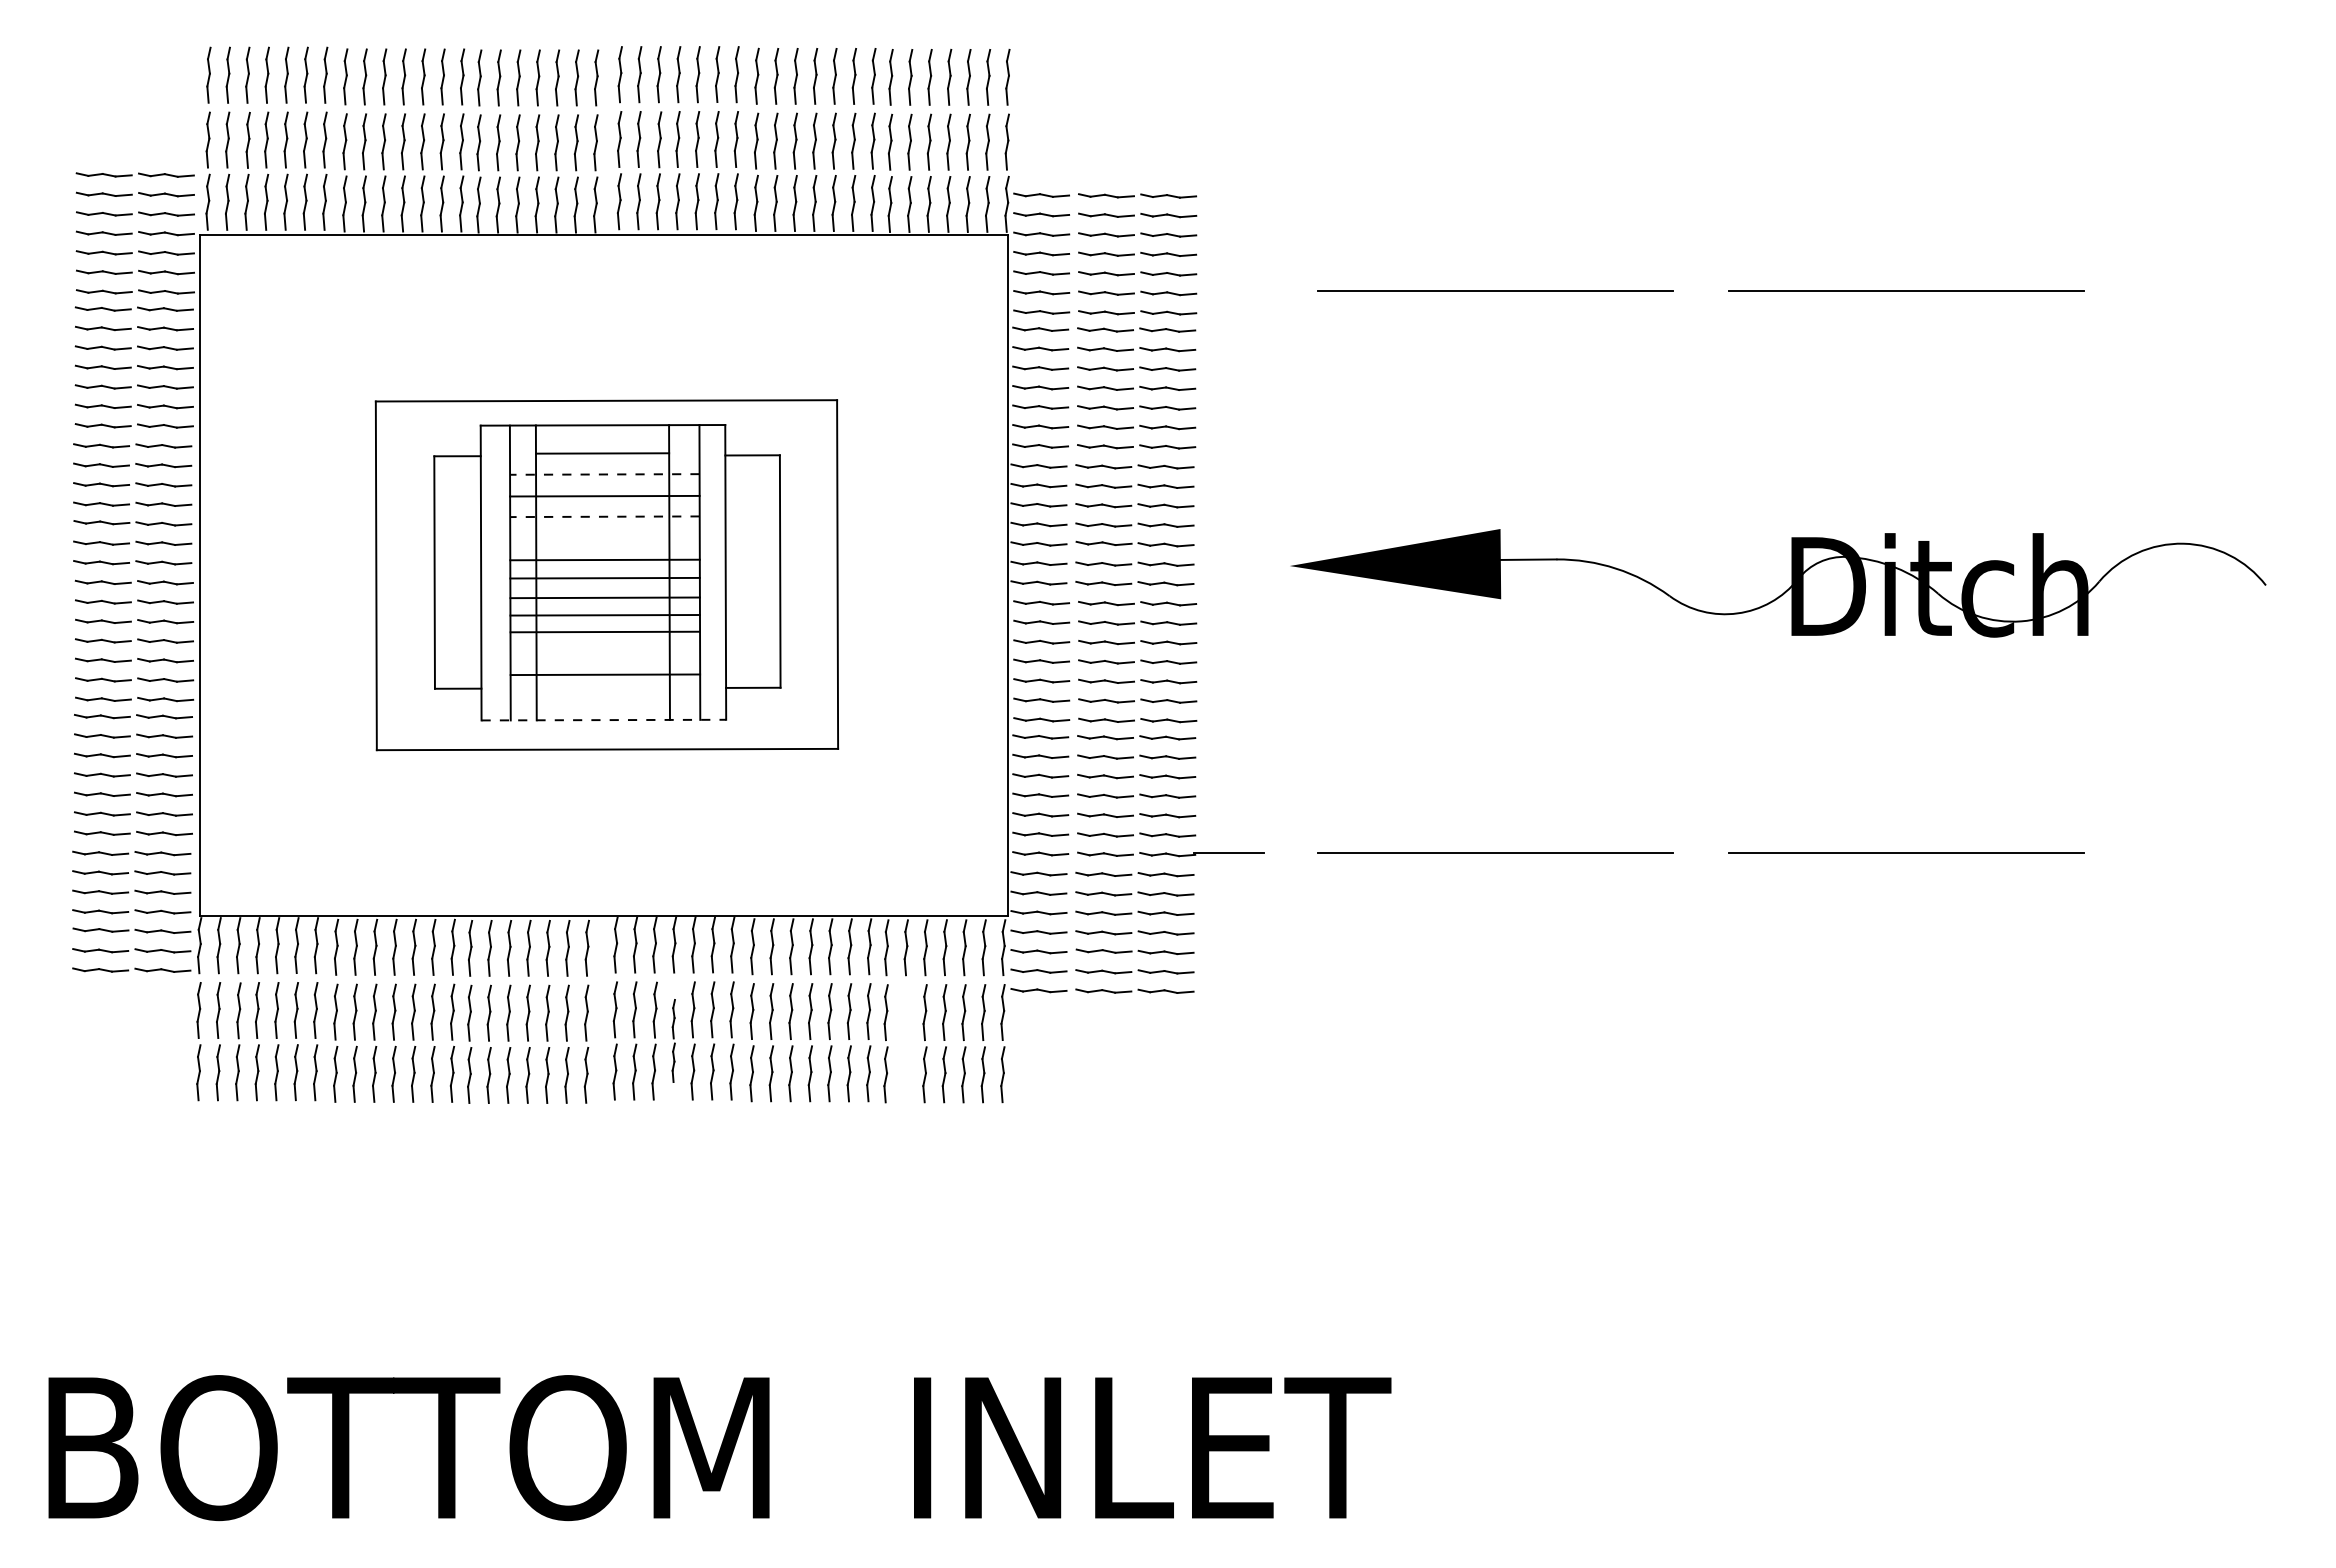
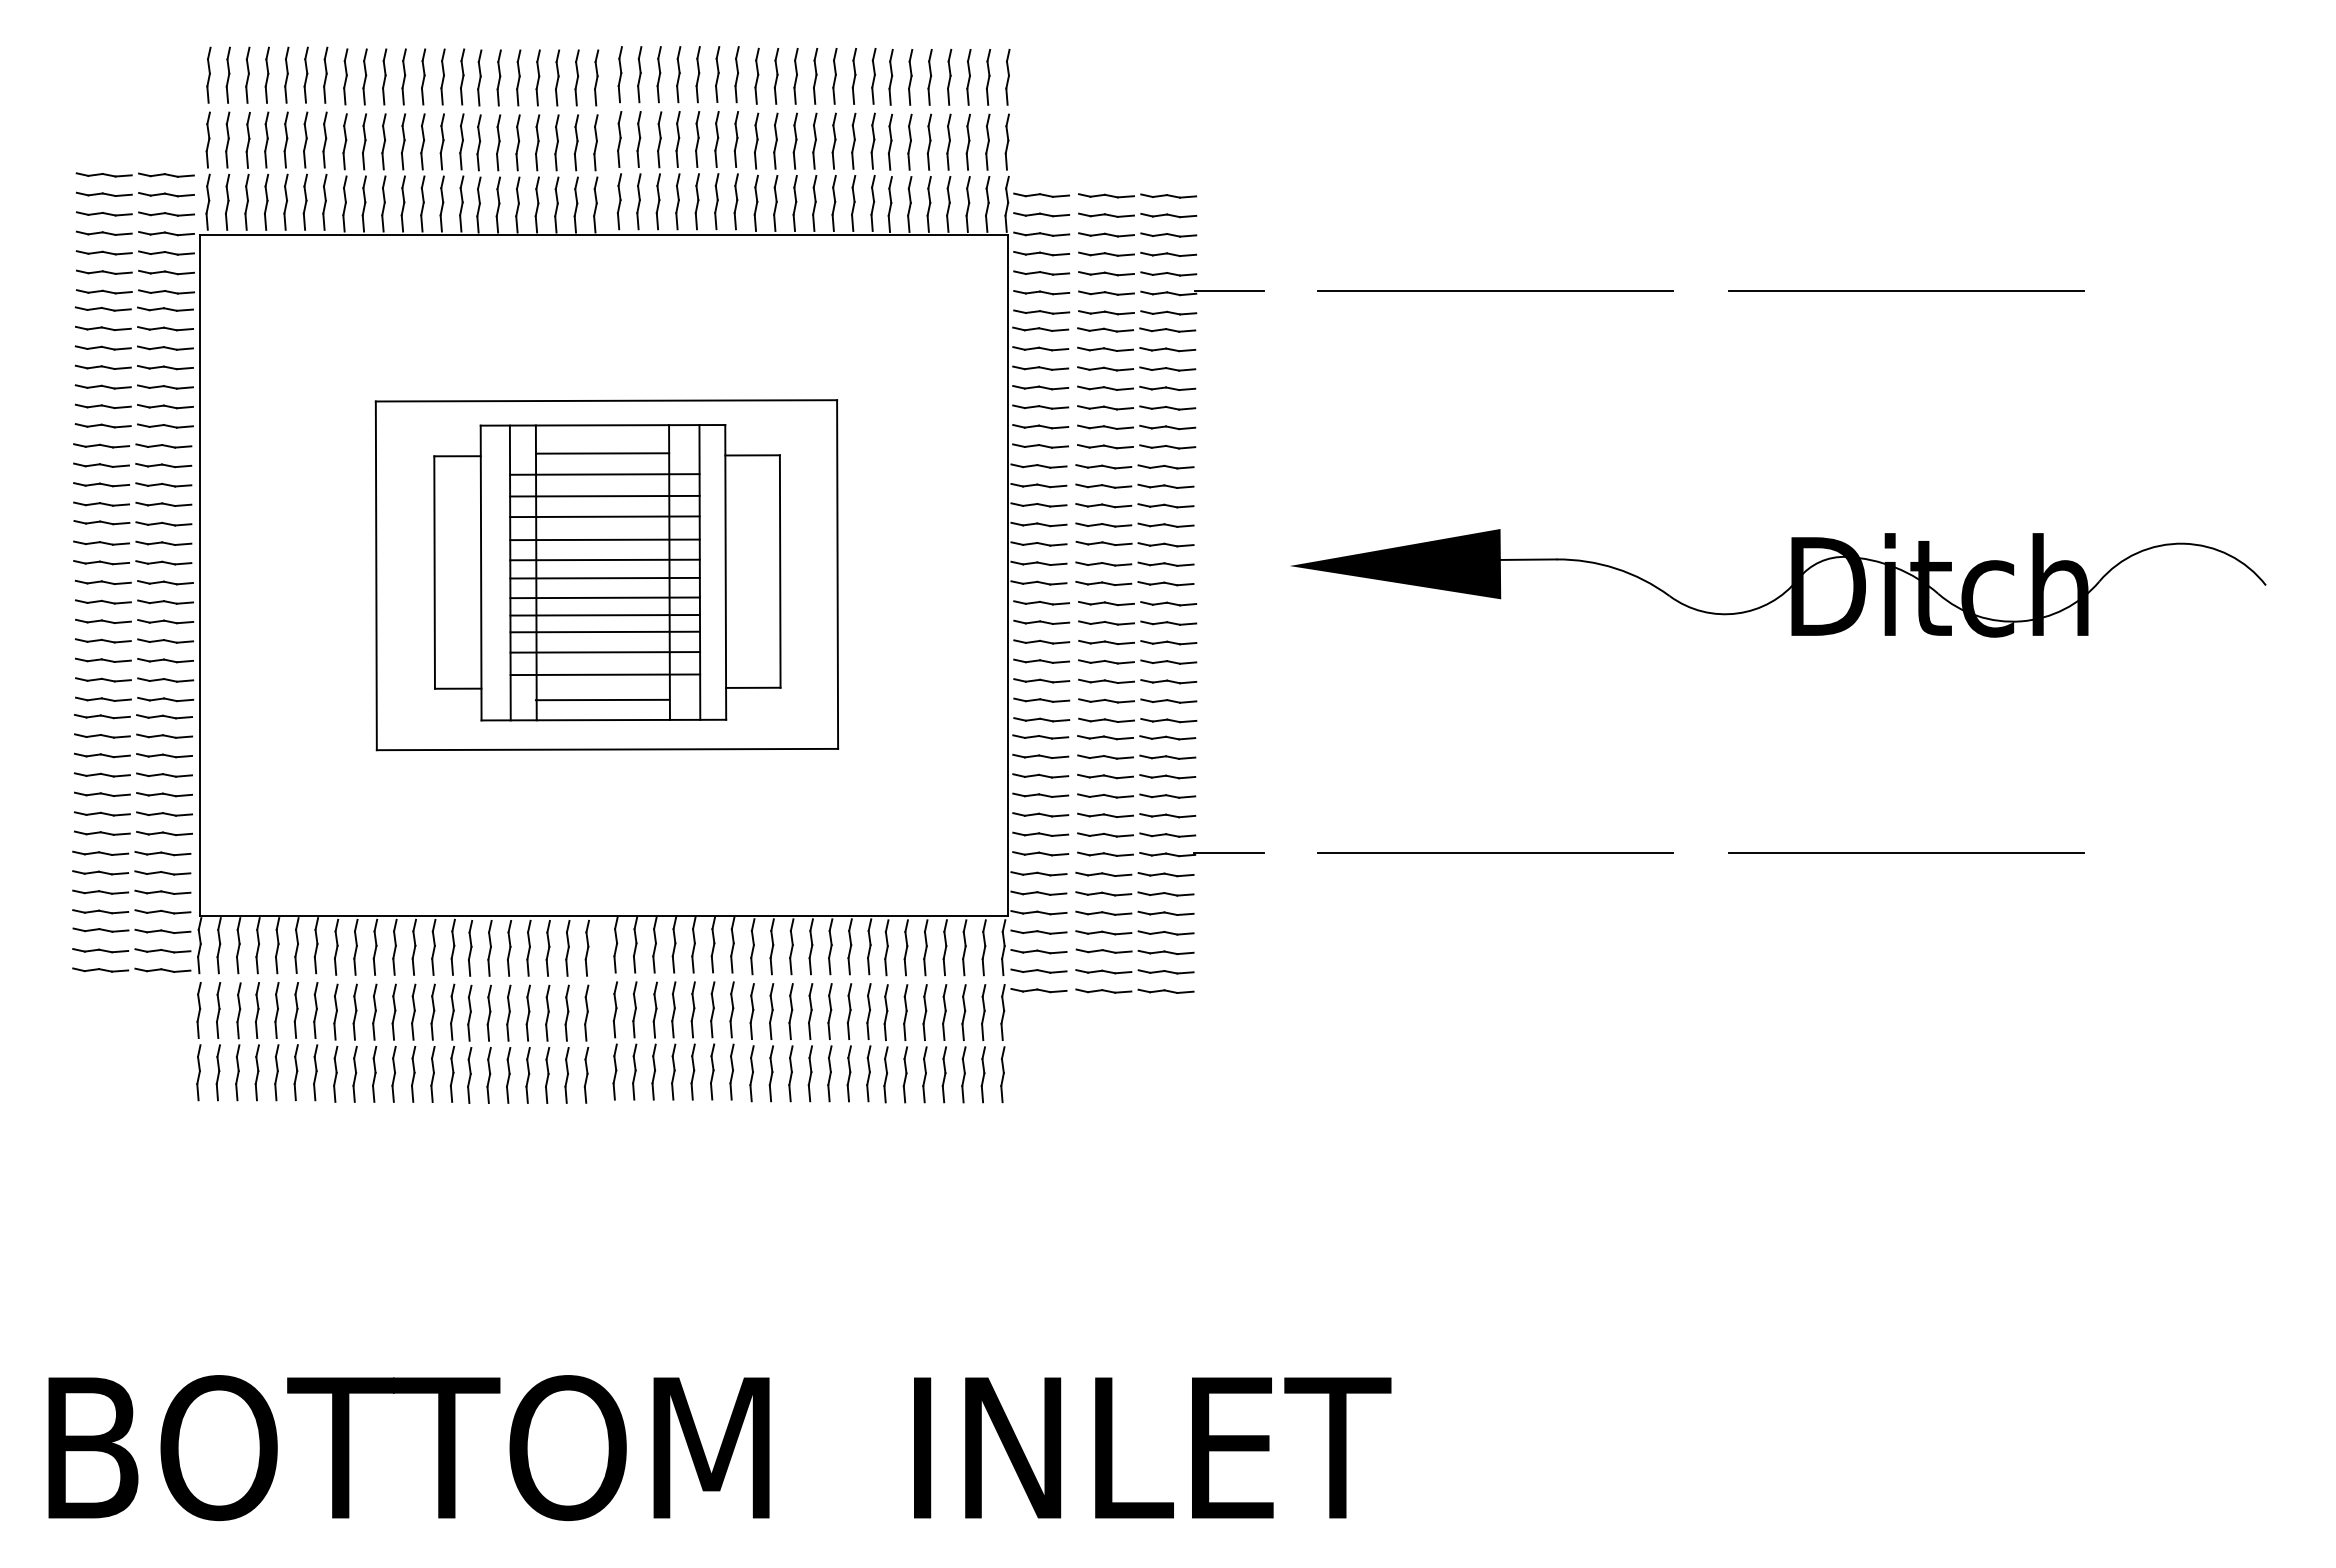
line: none -> present (1229, 290)
line: dashed -> solid (604, 474)
line: dashed -> solid (604, 516)
line: none -> present (604, 539)
line: none -> present (605, 652)
line: none -> present (602, 699)
line: dashed -> solid (604, 720)
part size: 5x84 px -> 6x120 px (673, 1040)
part: none -> present (905, 1043)
